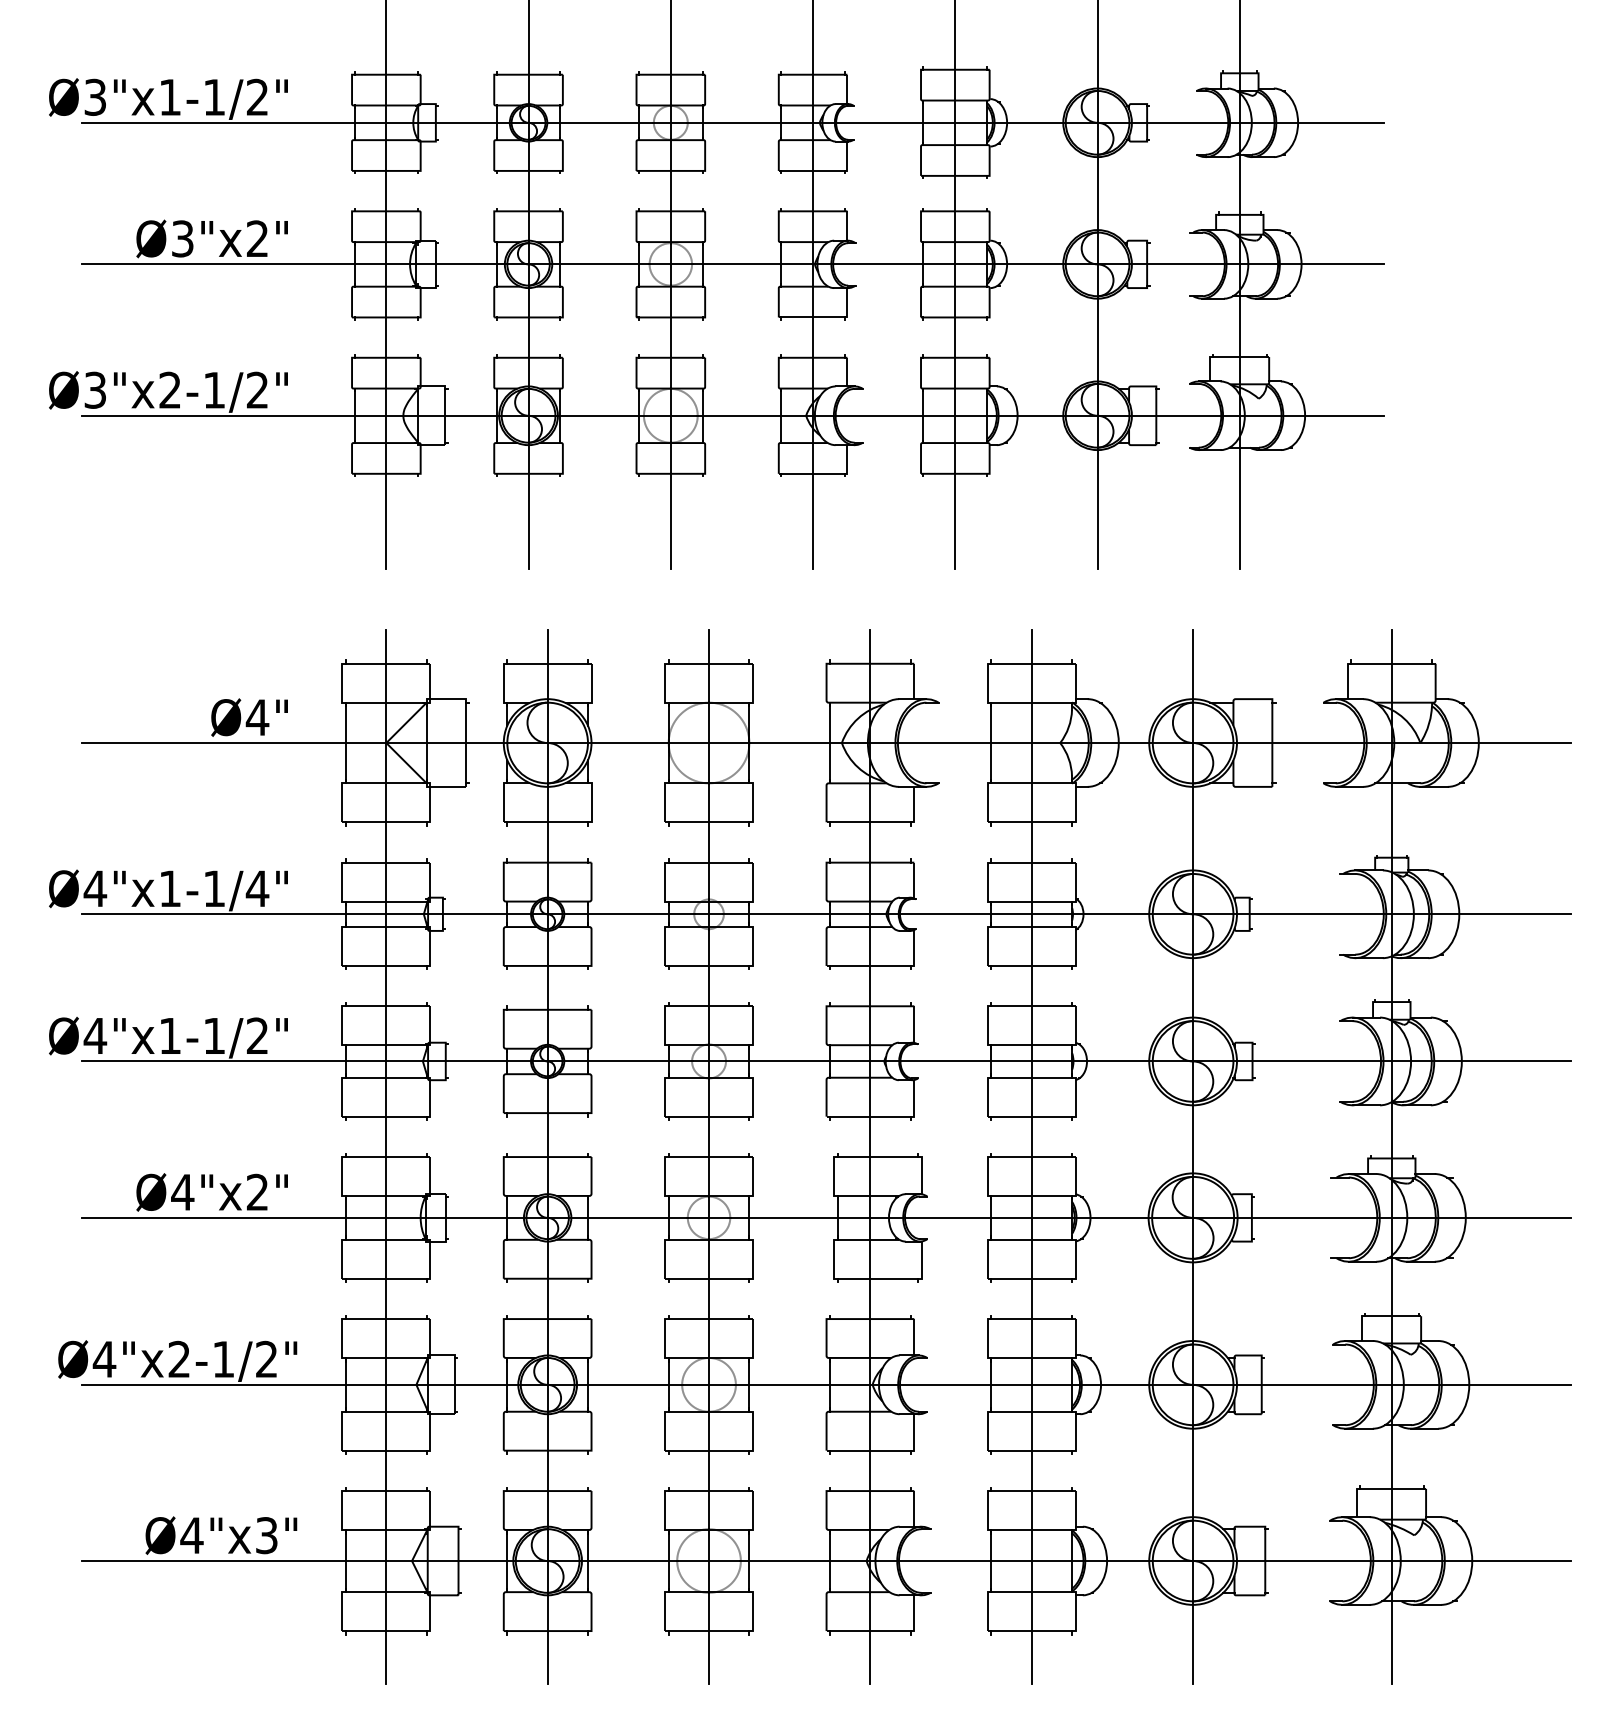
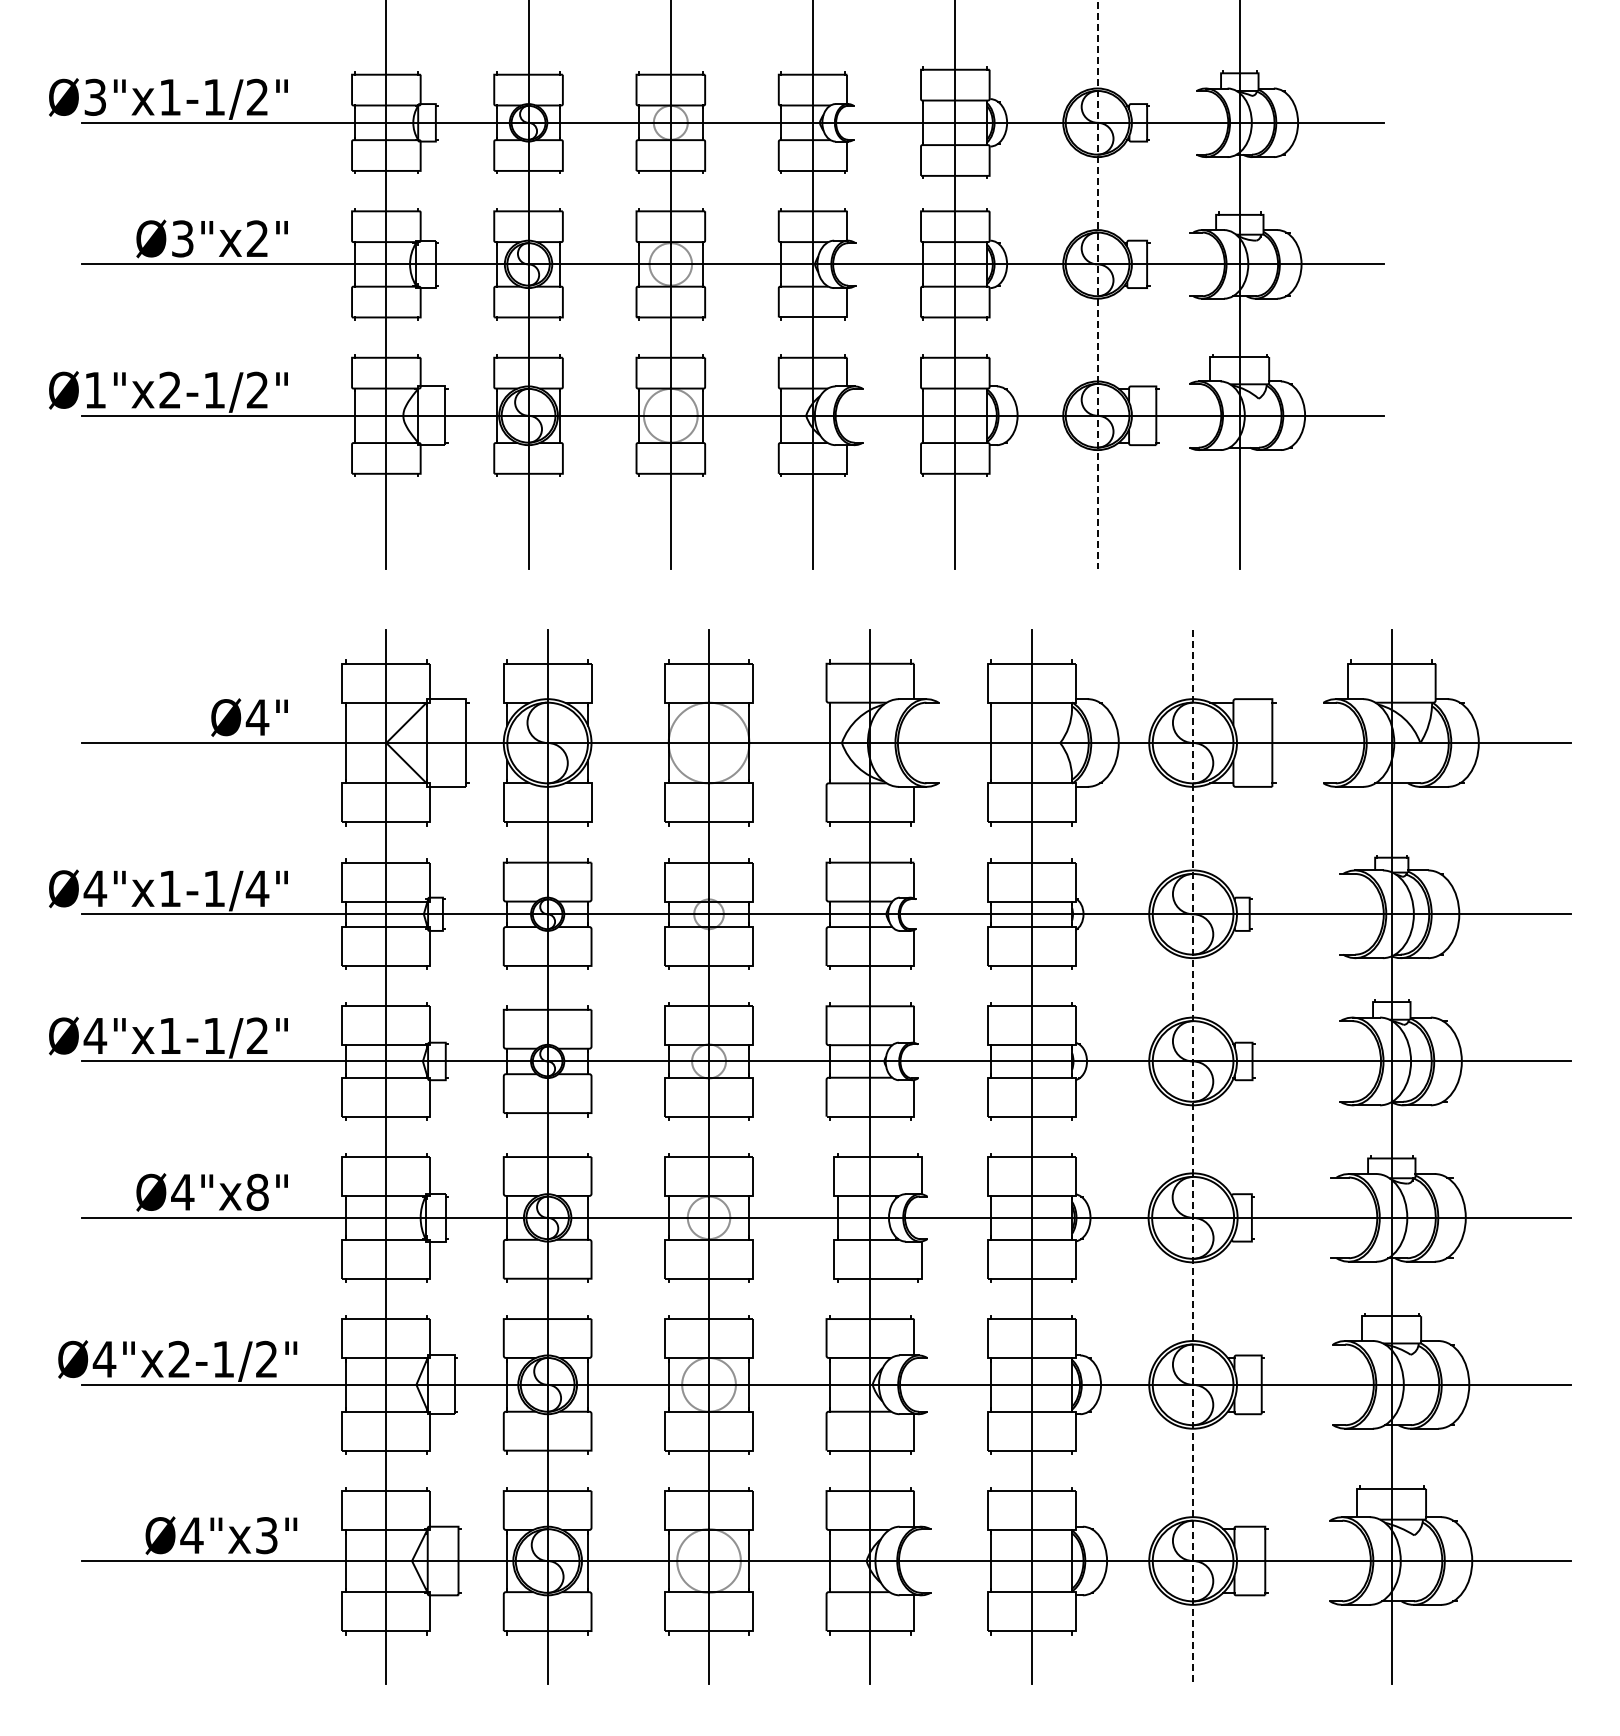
line: solid -> dashed (1097, 285)
text: Ø3"x2-1/2" -> Ø1"x2-1/2" (94, 389)
line: solid -> dashed (1193, 1157)
text: Ø4"x2" -> Ø4"x8" (257, 1191)
